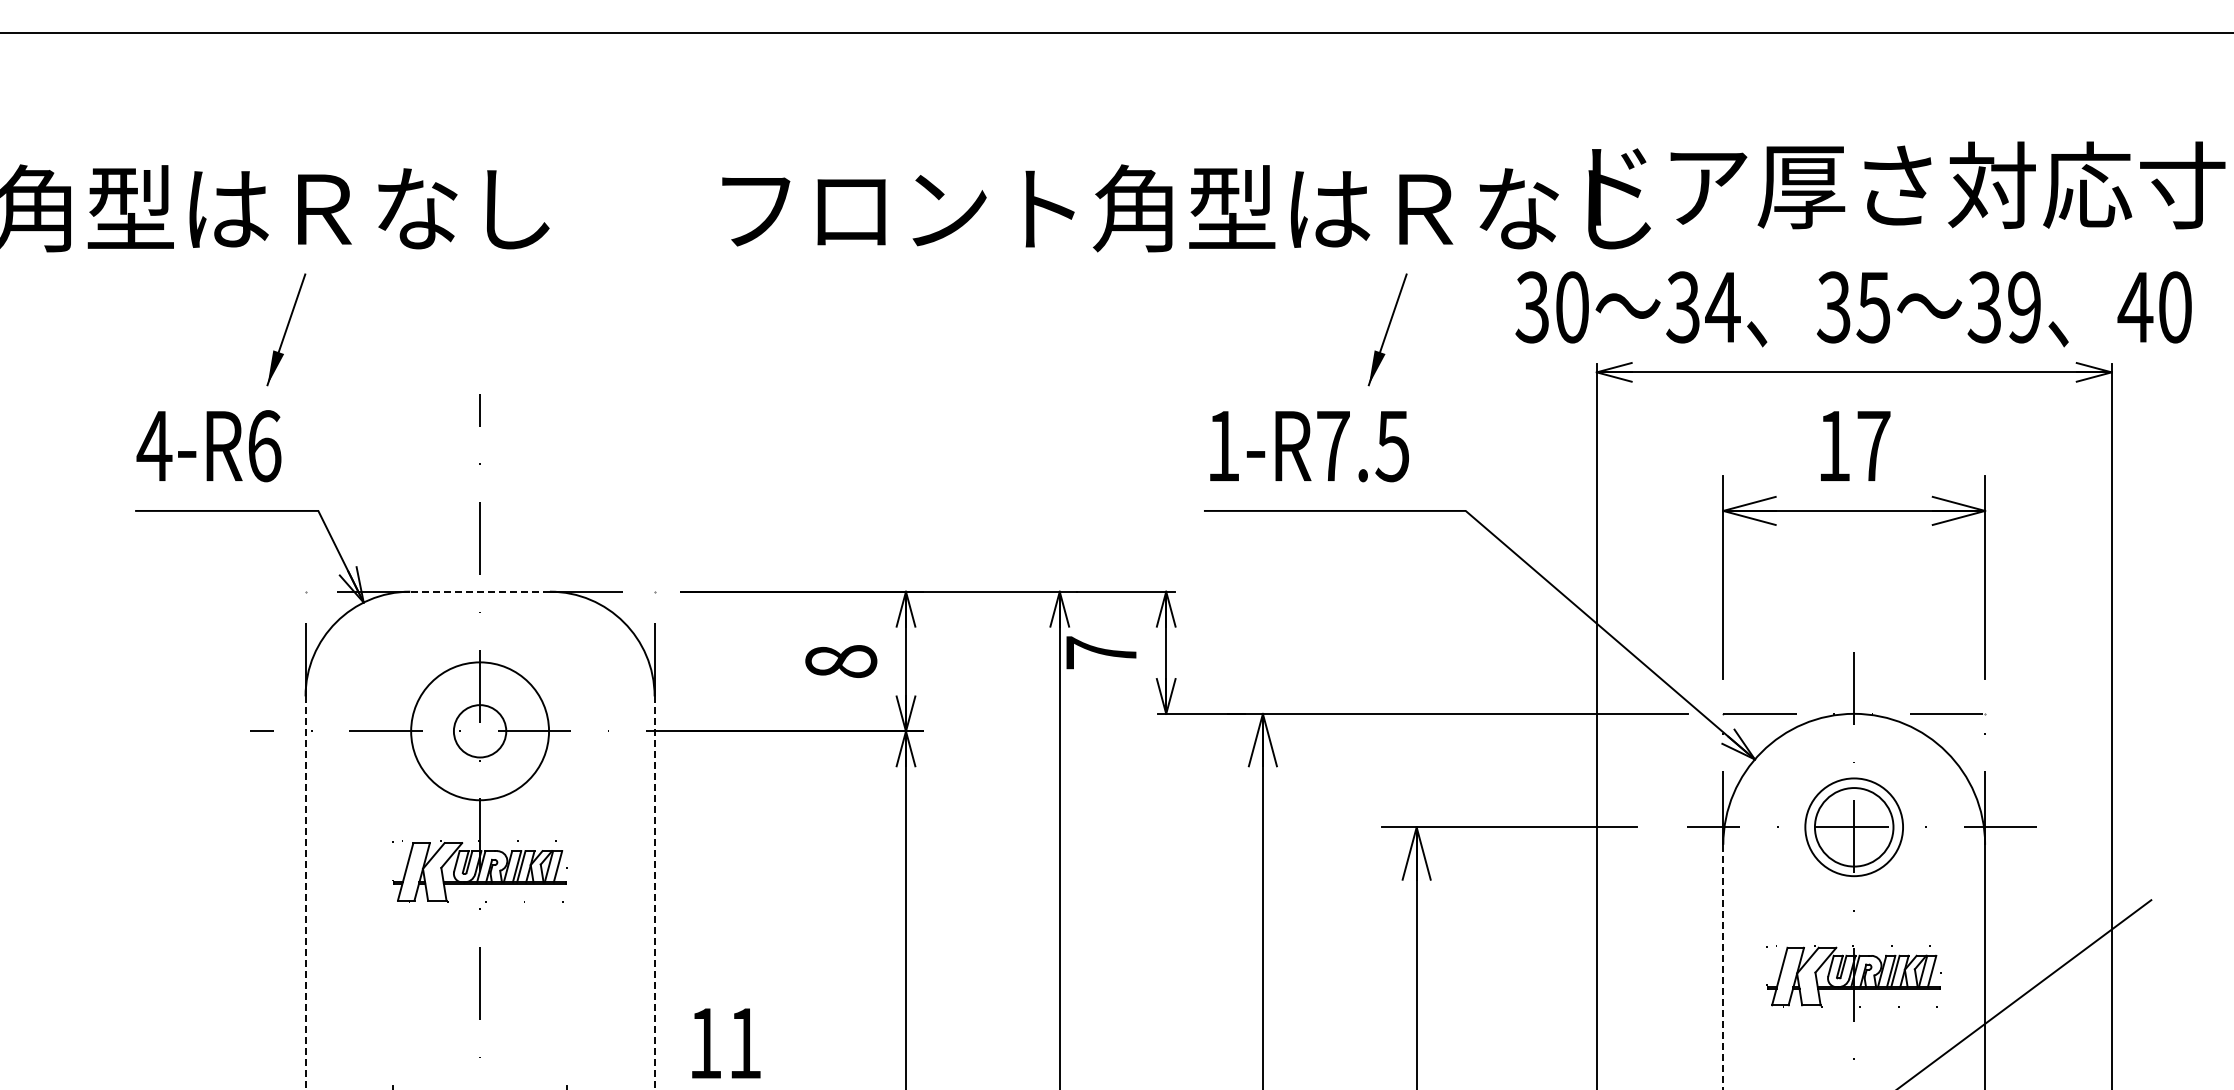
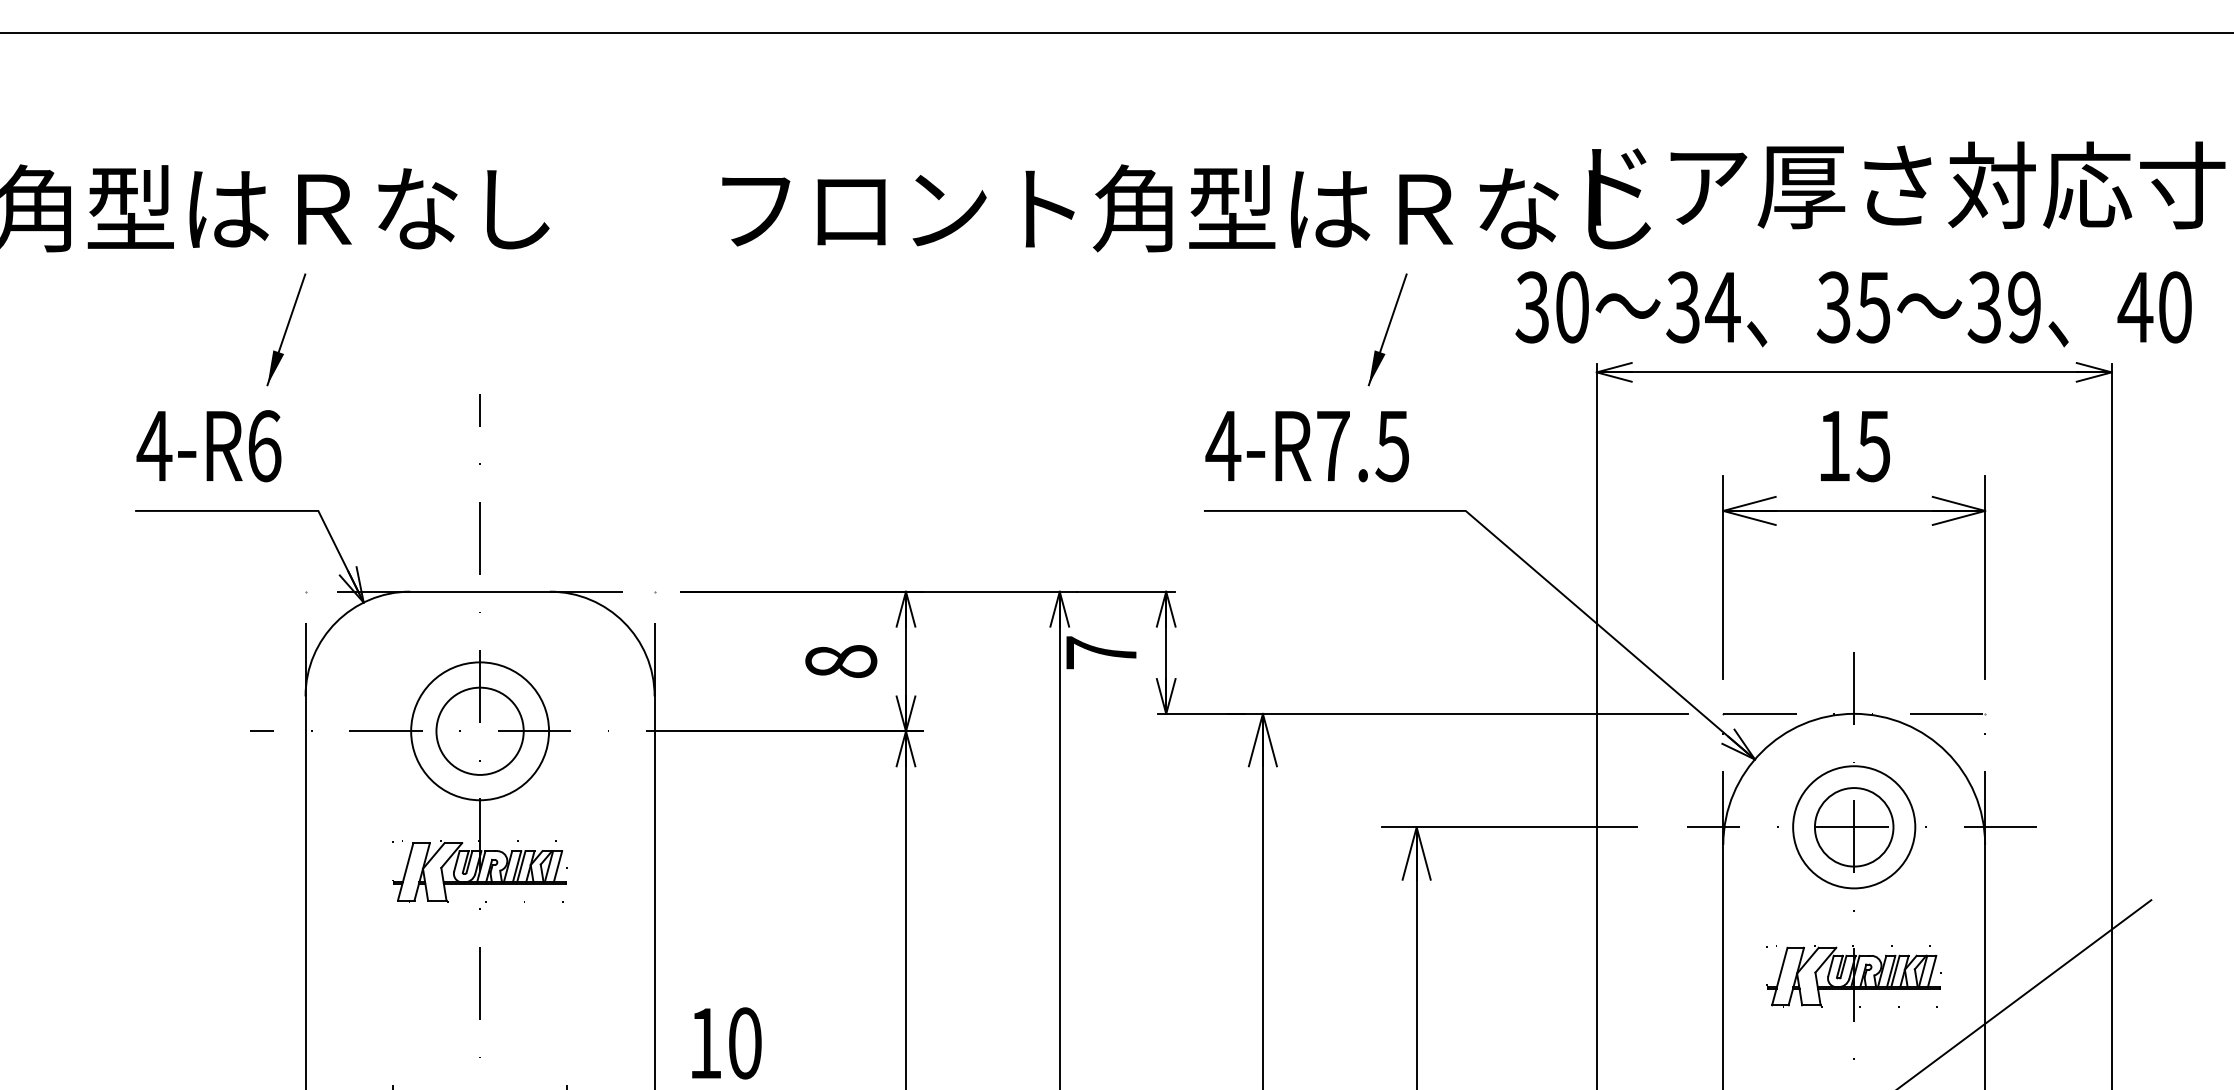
text: 1-R7.5 -> 4-R7.5 (1223, 446)
text: 17 -> 15 (1873, 446)
line: dashed -> solid (480, 591)
circle diameter: 52 px -> 87 px (479, 730)
circle diameter: 98 px -> 122 px (1854, 827)
line: dashed -> solid (305, 893)
line: dashed -> solid (654, 893)
line: dashed -> solid (1723, 967)
text: 11 -> 10 (745, 1043)
